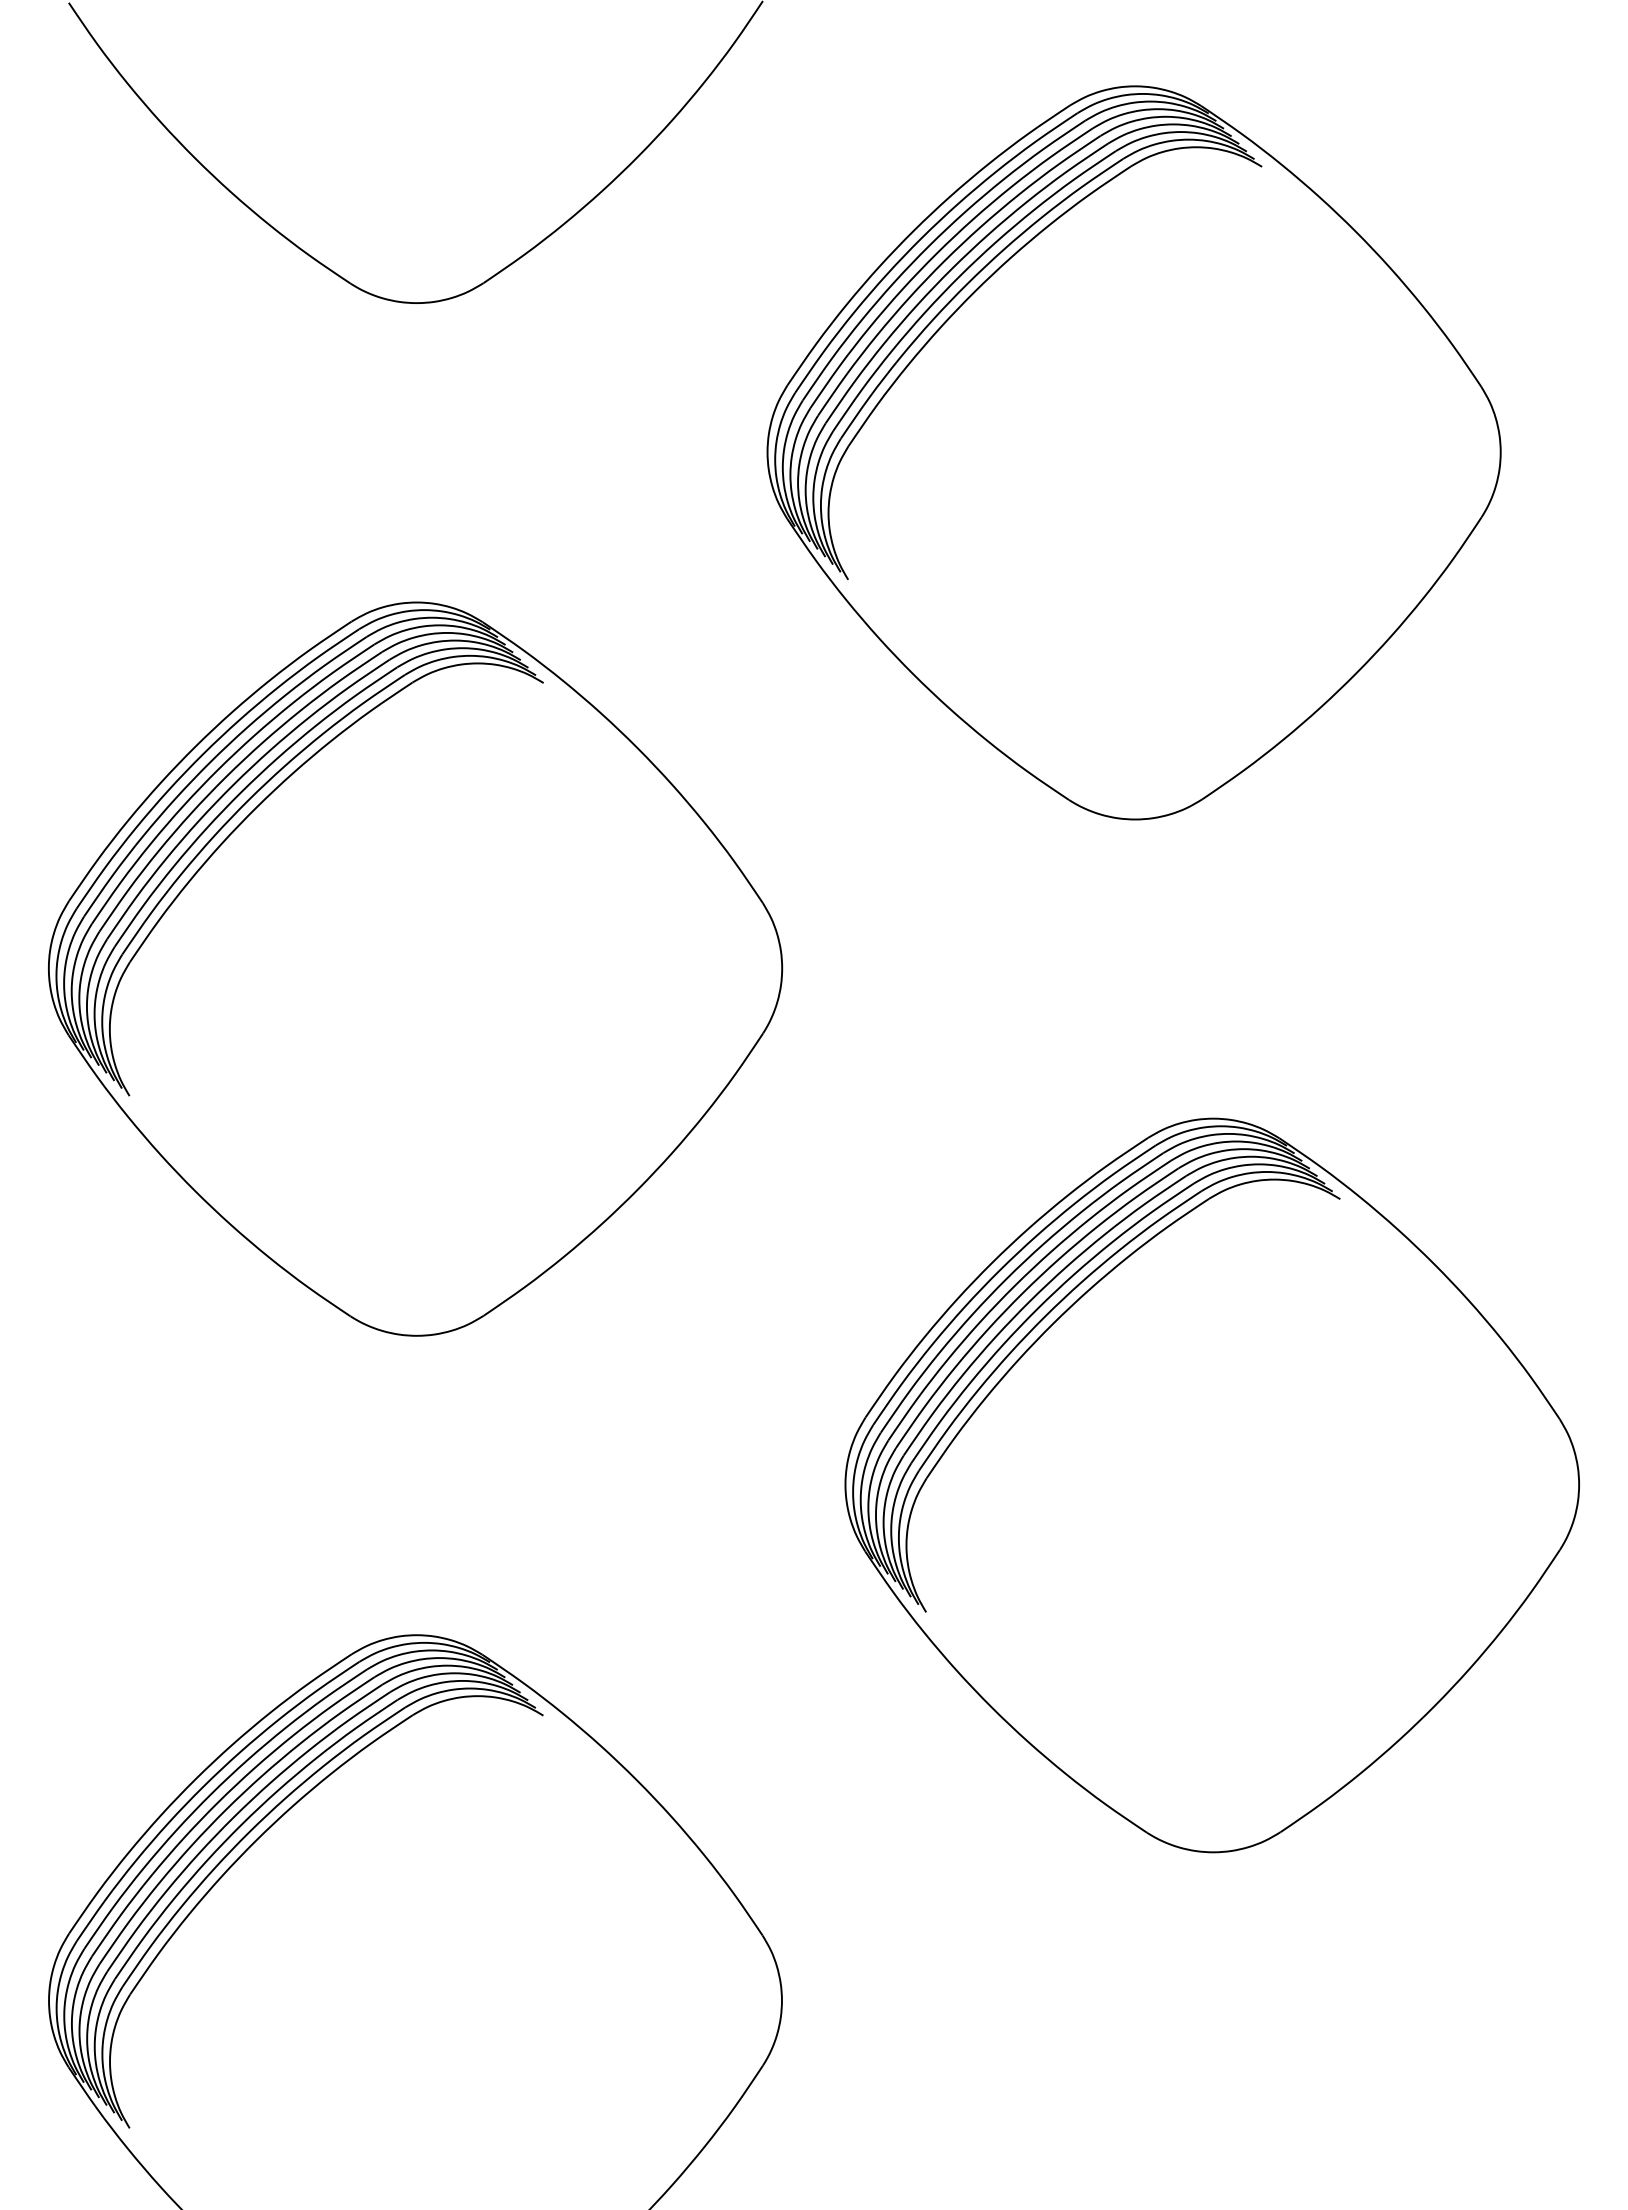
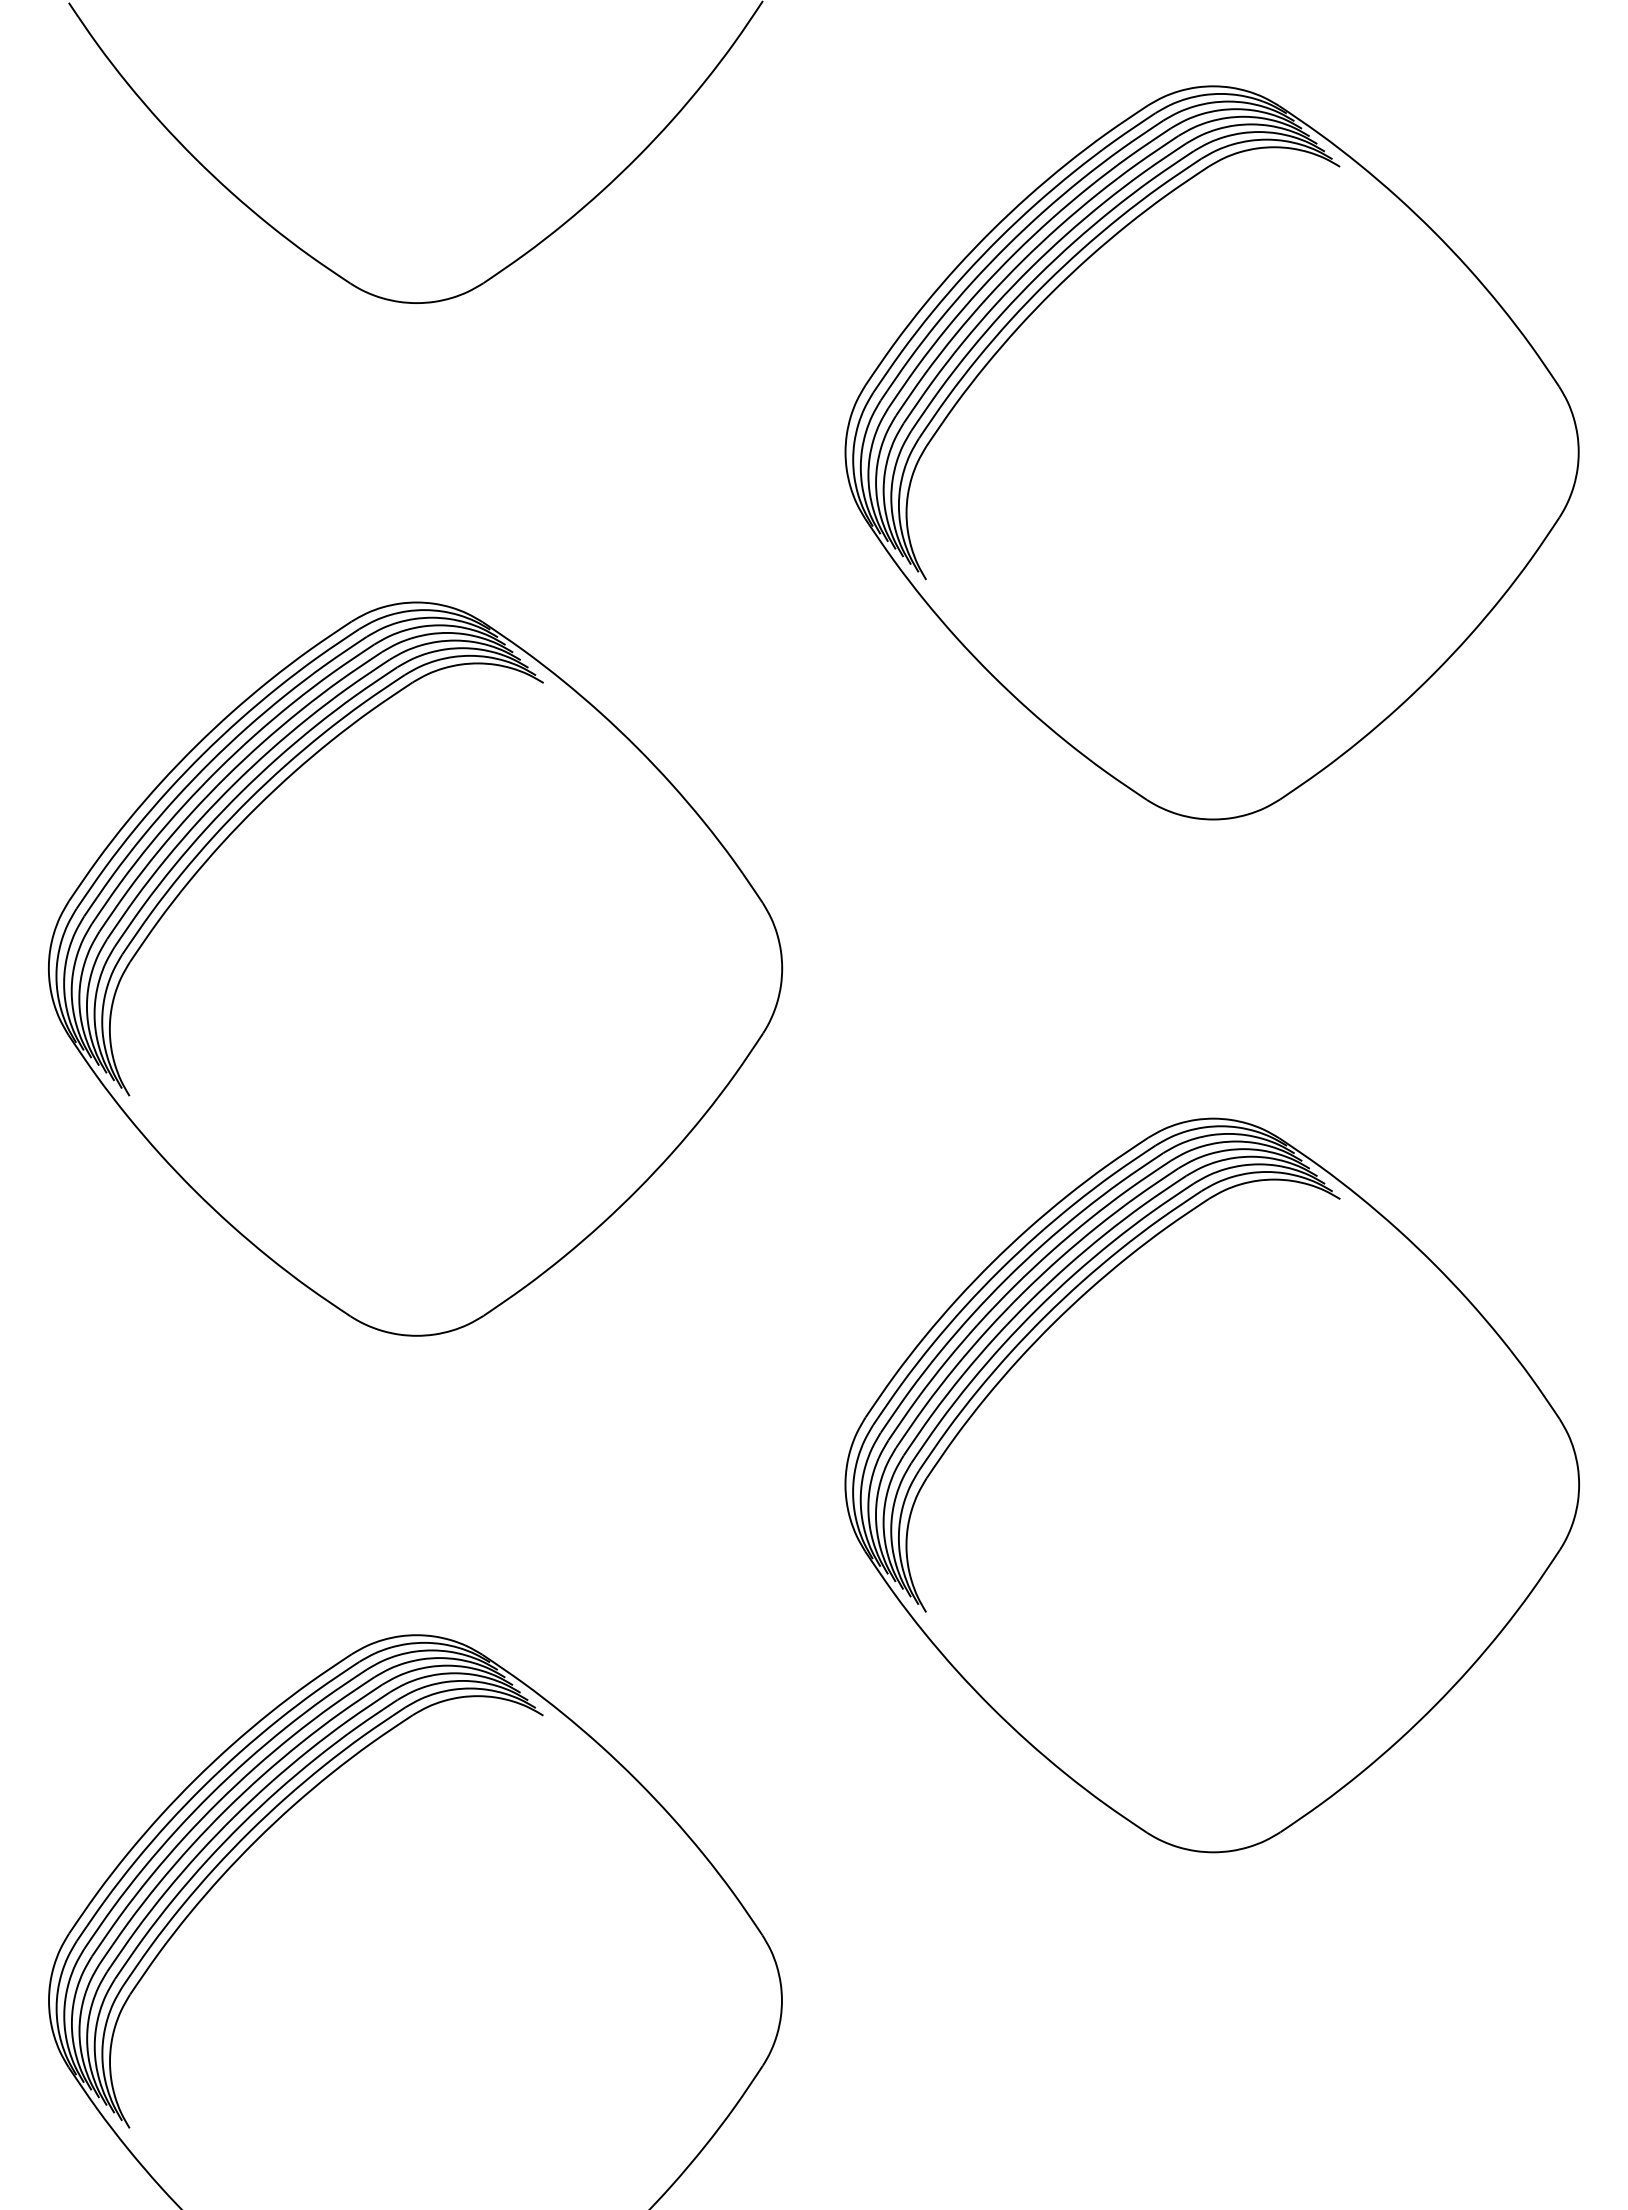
part position: (1133, 452) -> (1211, 452) (1211, 452)
